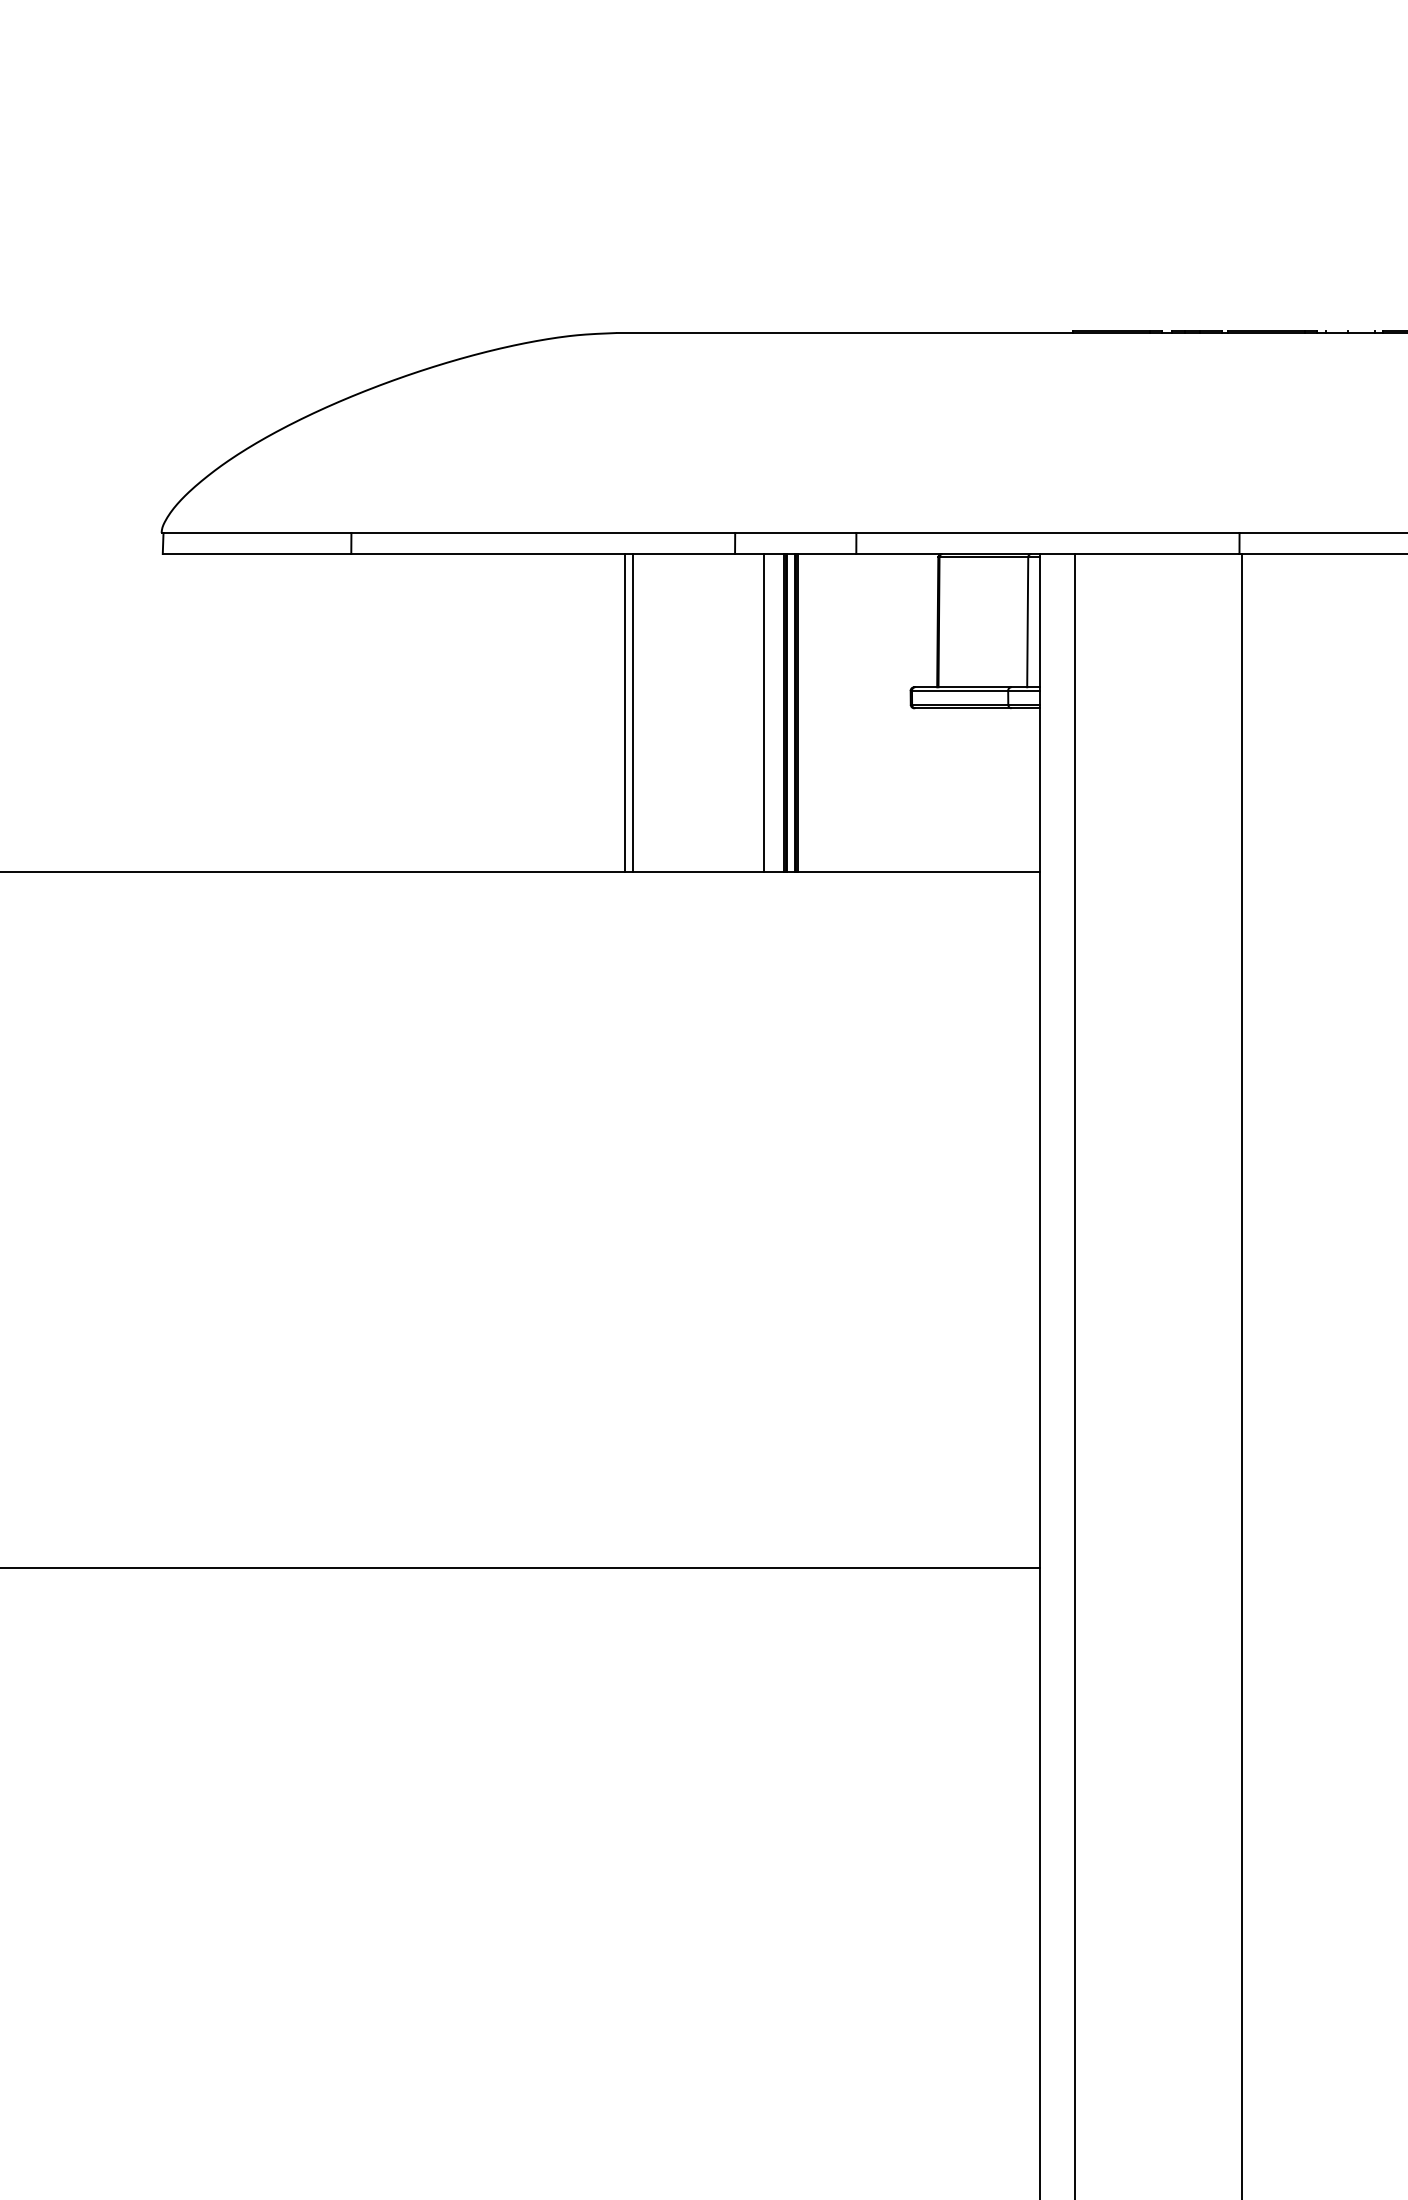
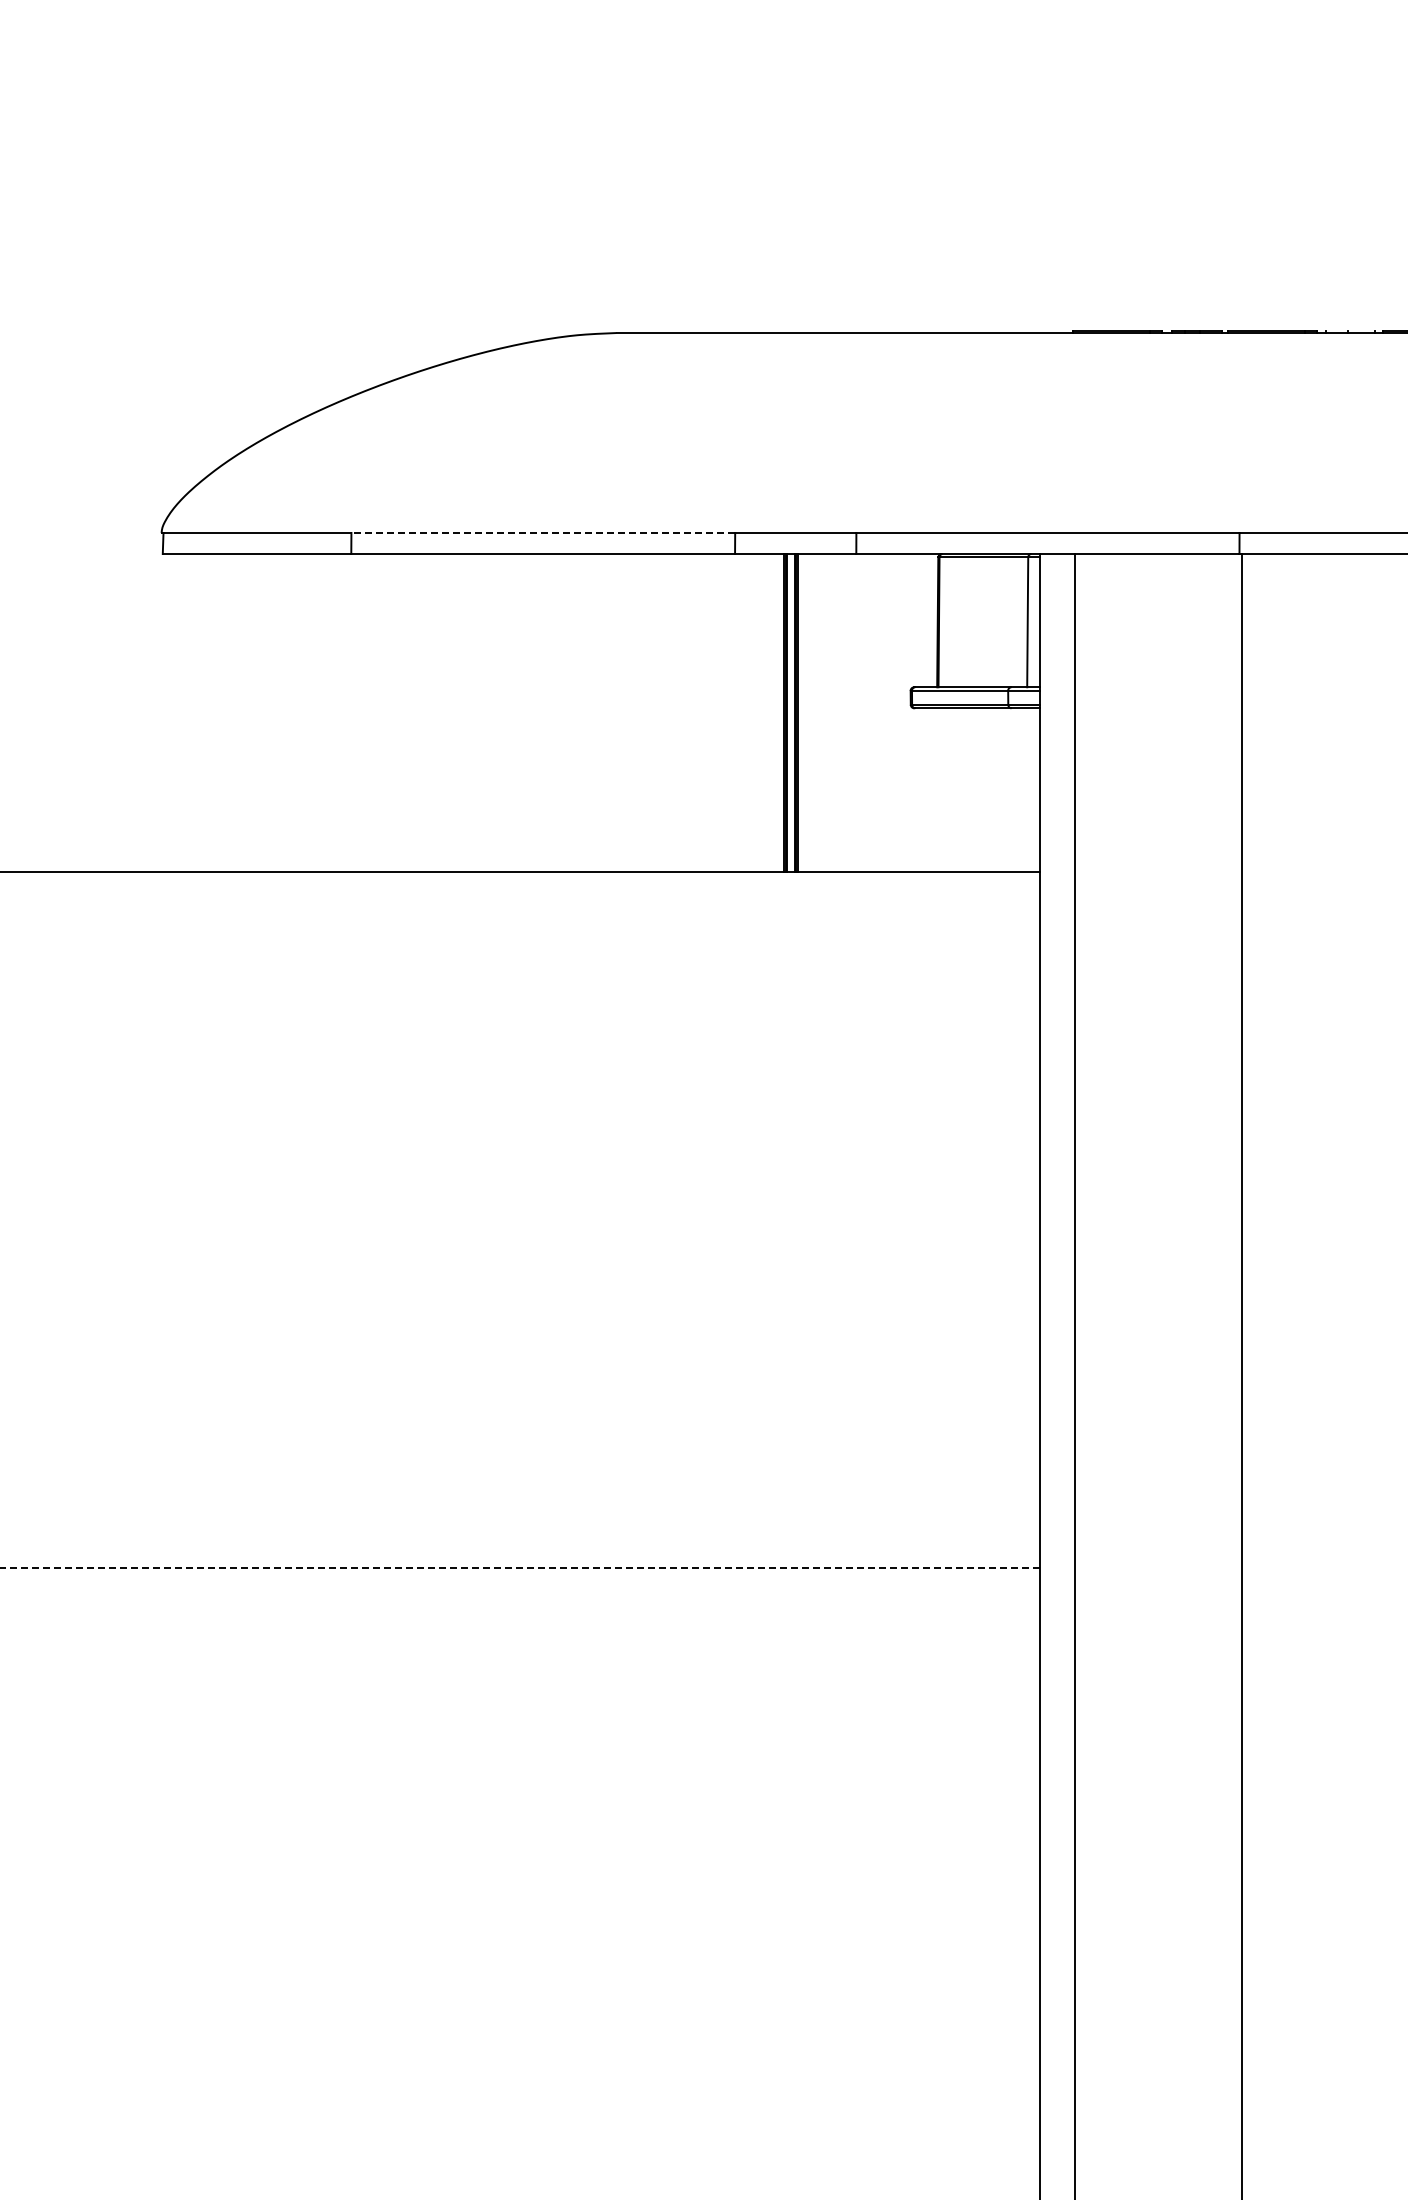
line: solid -> dashed (543, 532)
line: present -> none (625, 712)
line: present -> none (633, 712)
line: present -> none (763, 712)
line: solid -> dashed (520, 1567)
